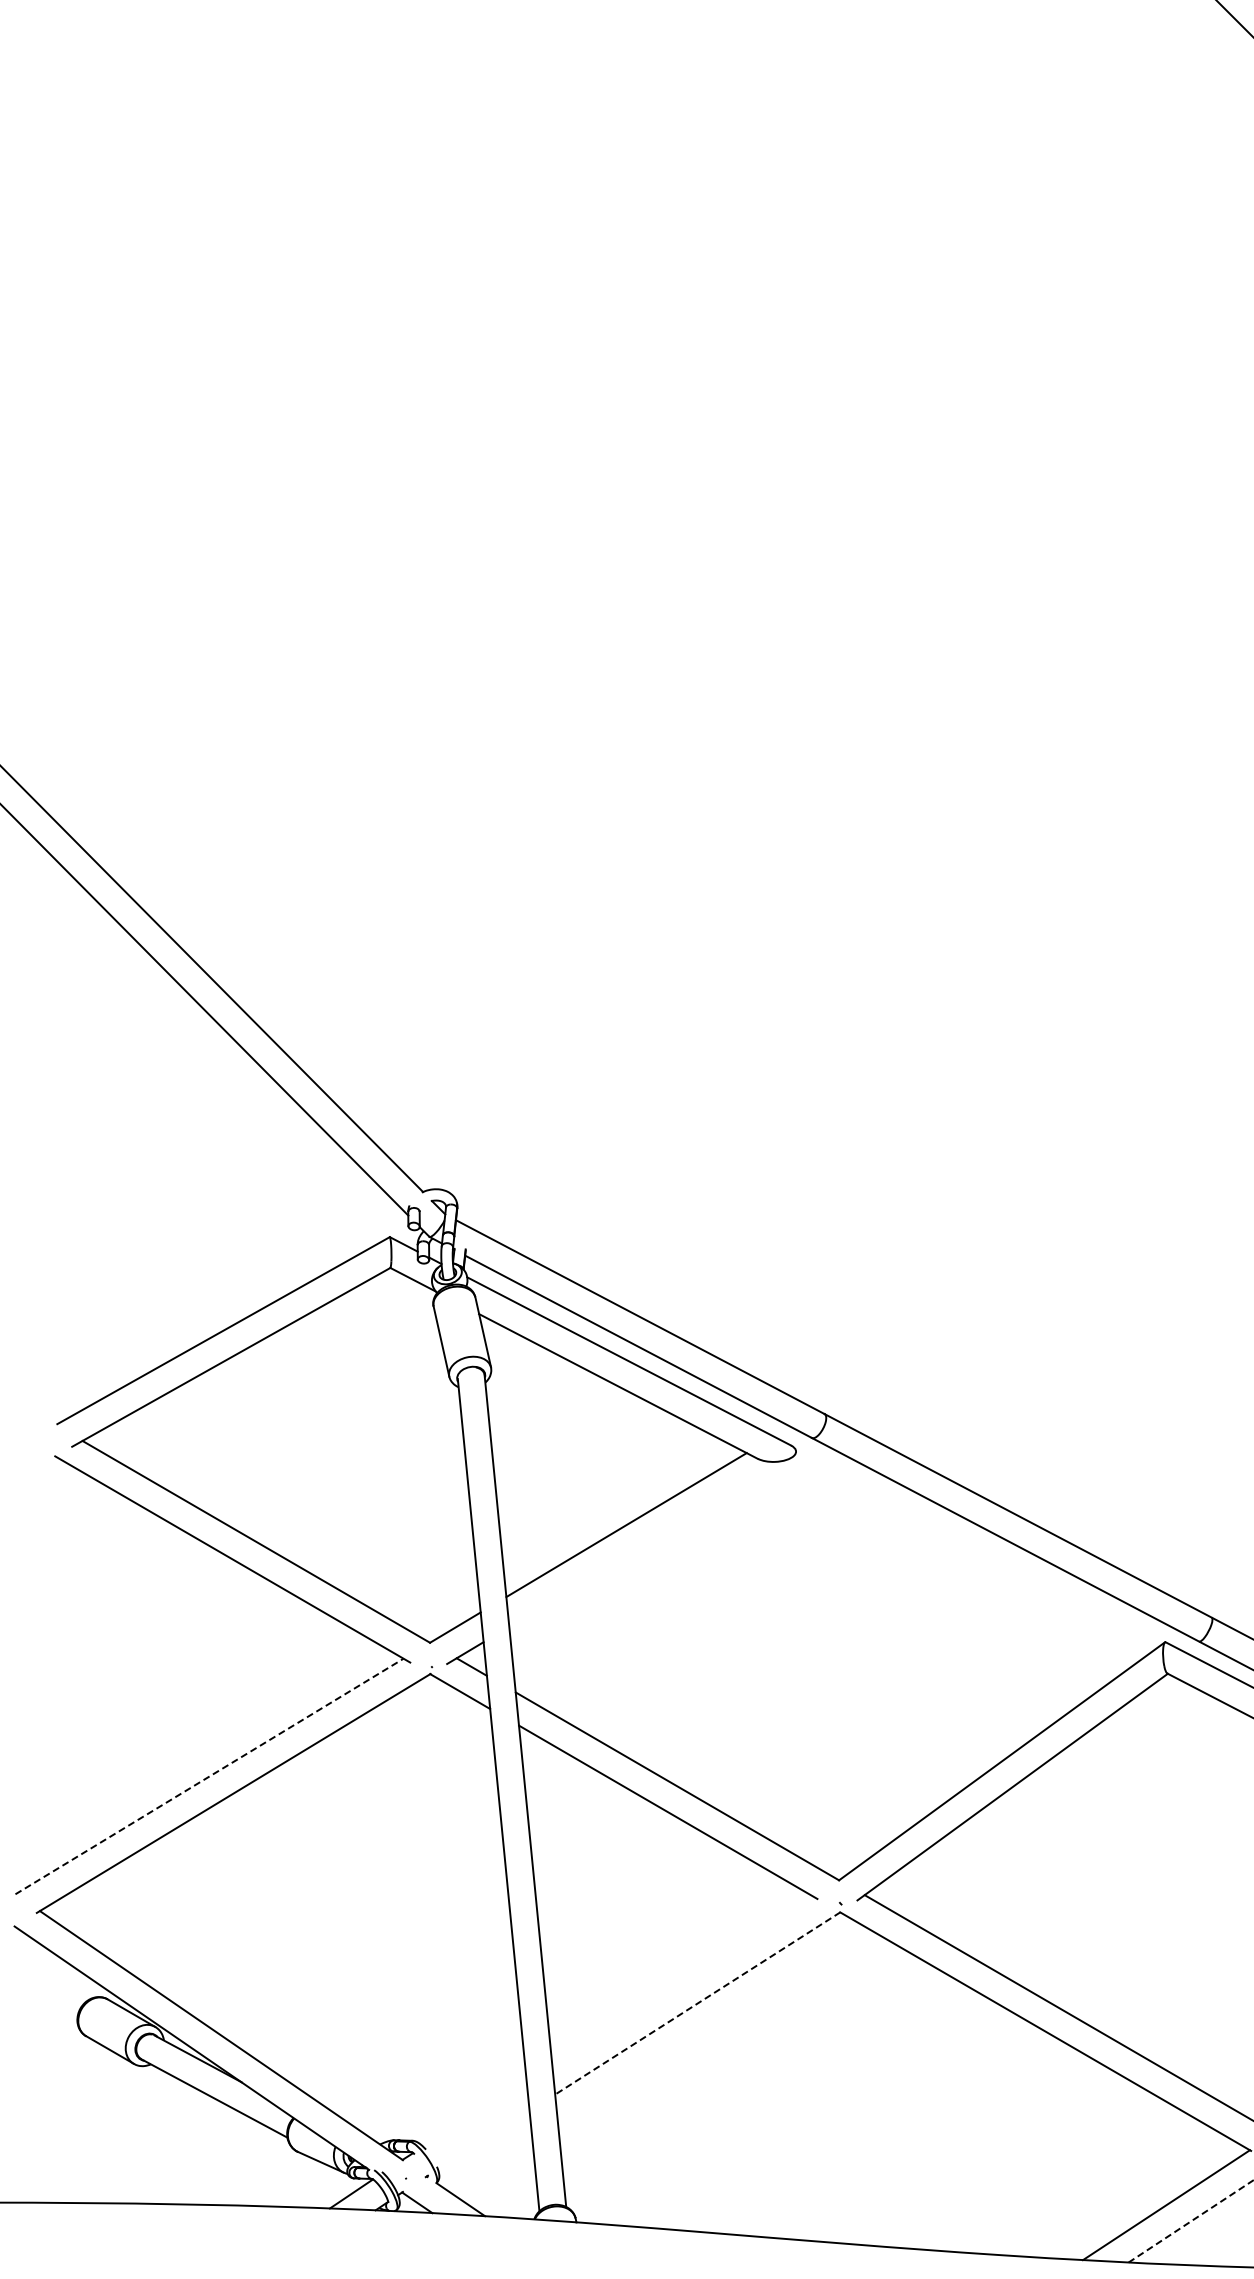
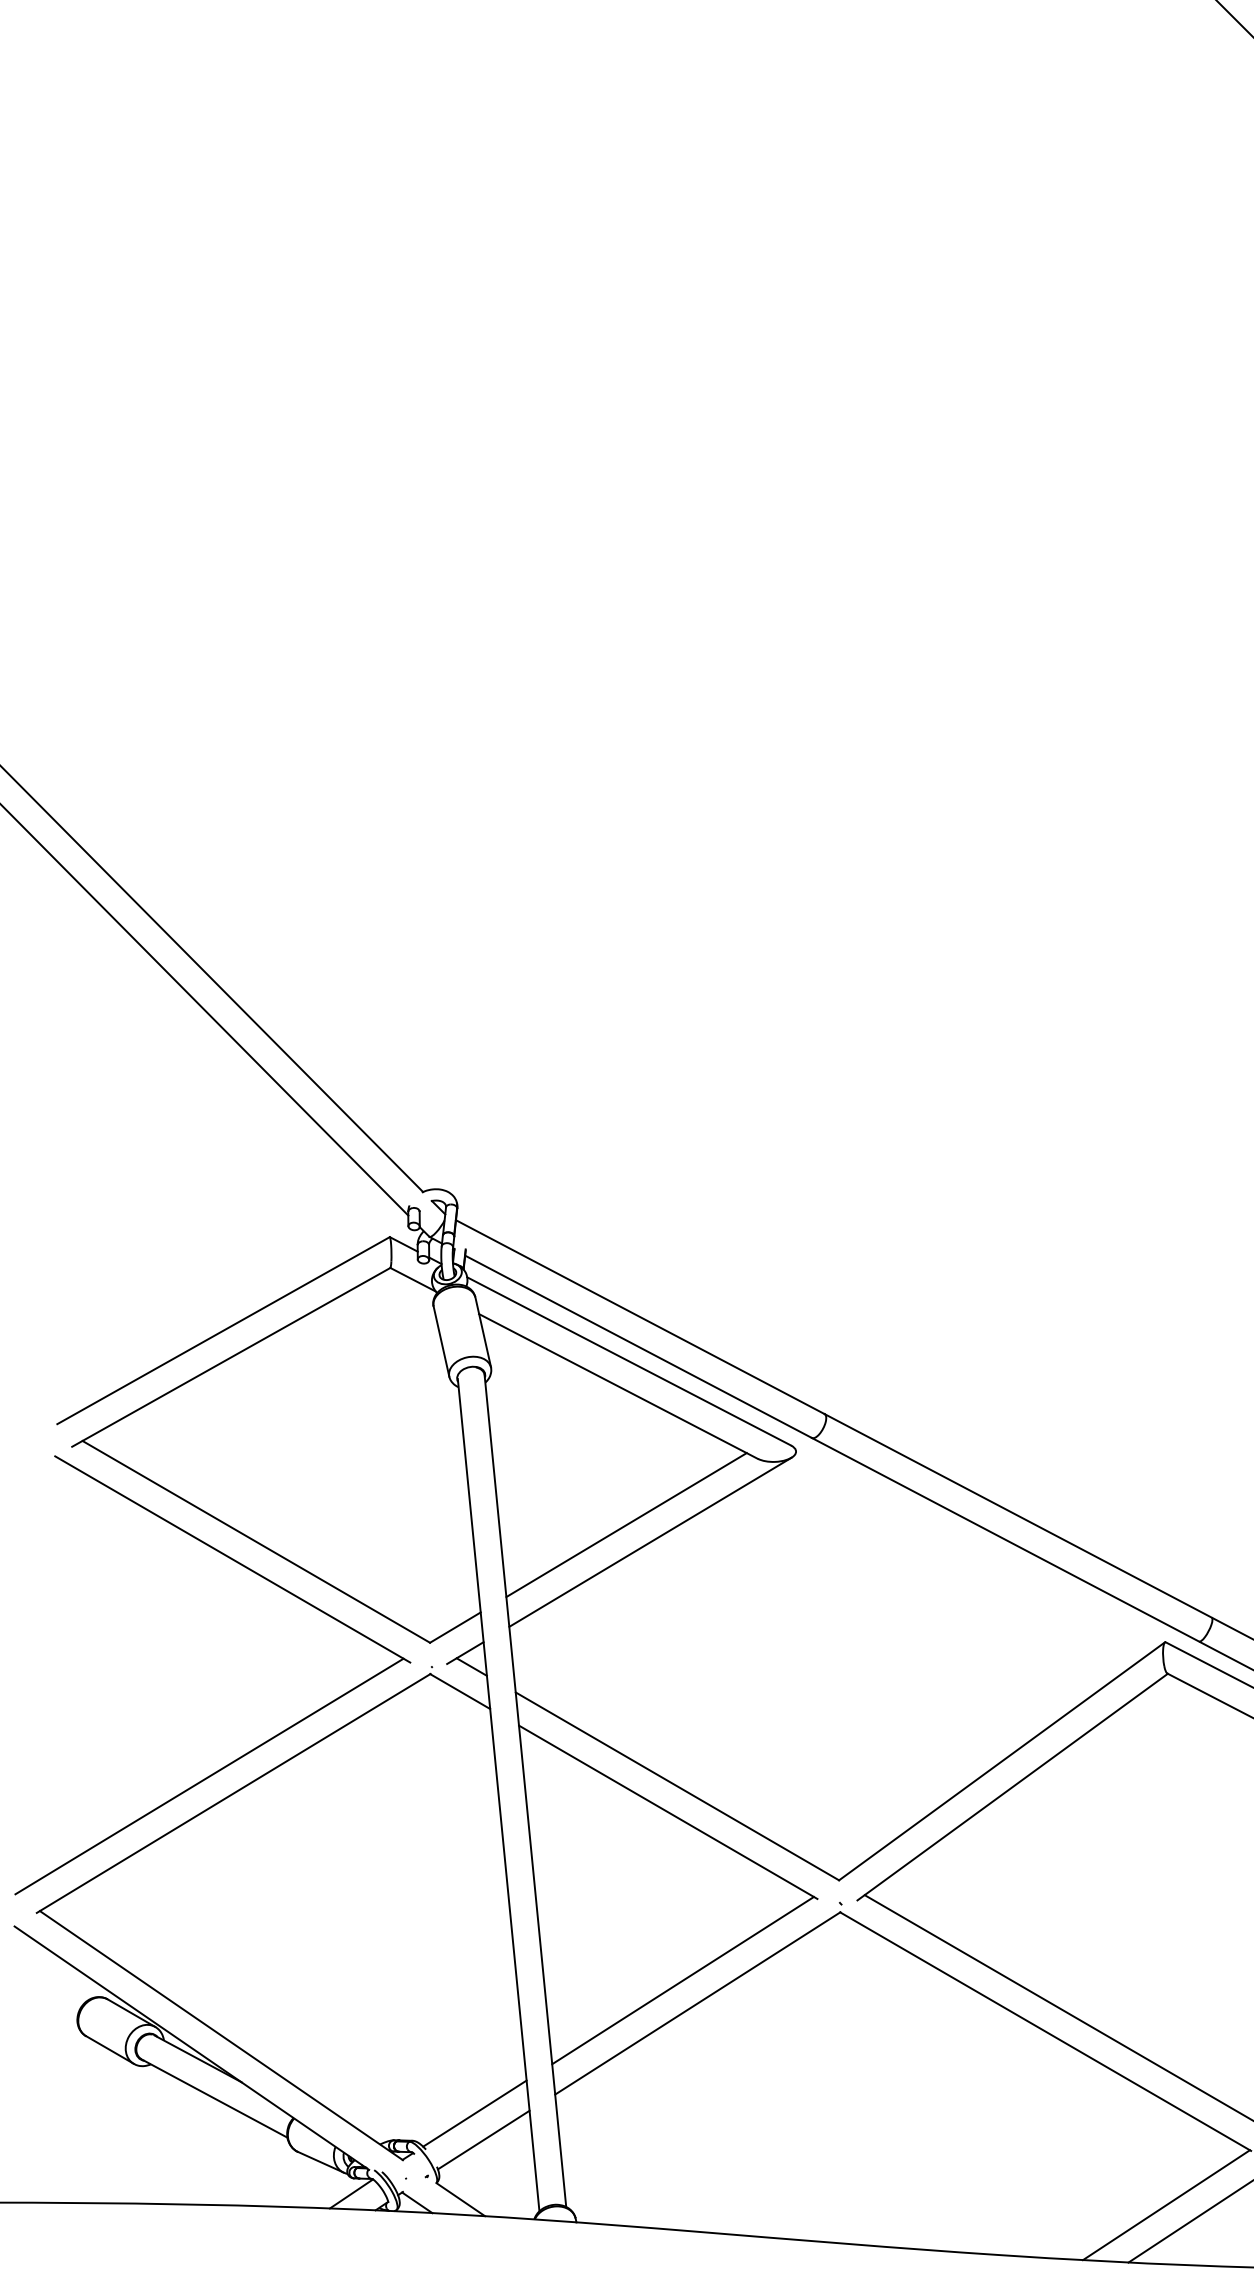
line: none -> present (650, 1541)
line: dashed -> solid (209, 1776)
line: none -> present (682, 1980)
line: dashed -> solid (697, 2003)
line: none -> present (474, 2113)
line: none -> present (483, 2139)
line: dashed -> solid (1191, 2221)
